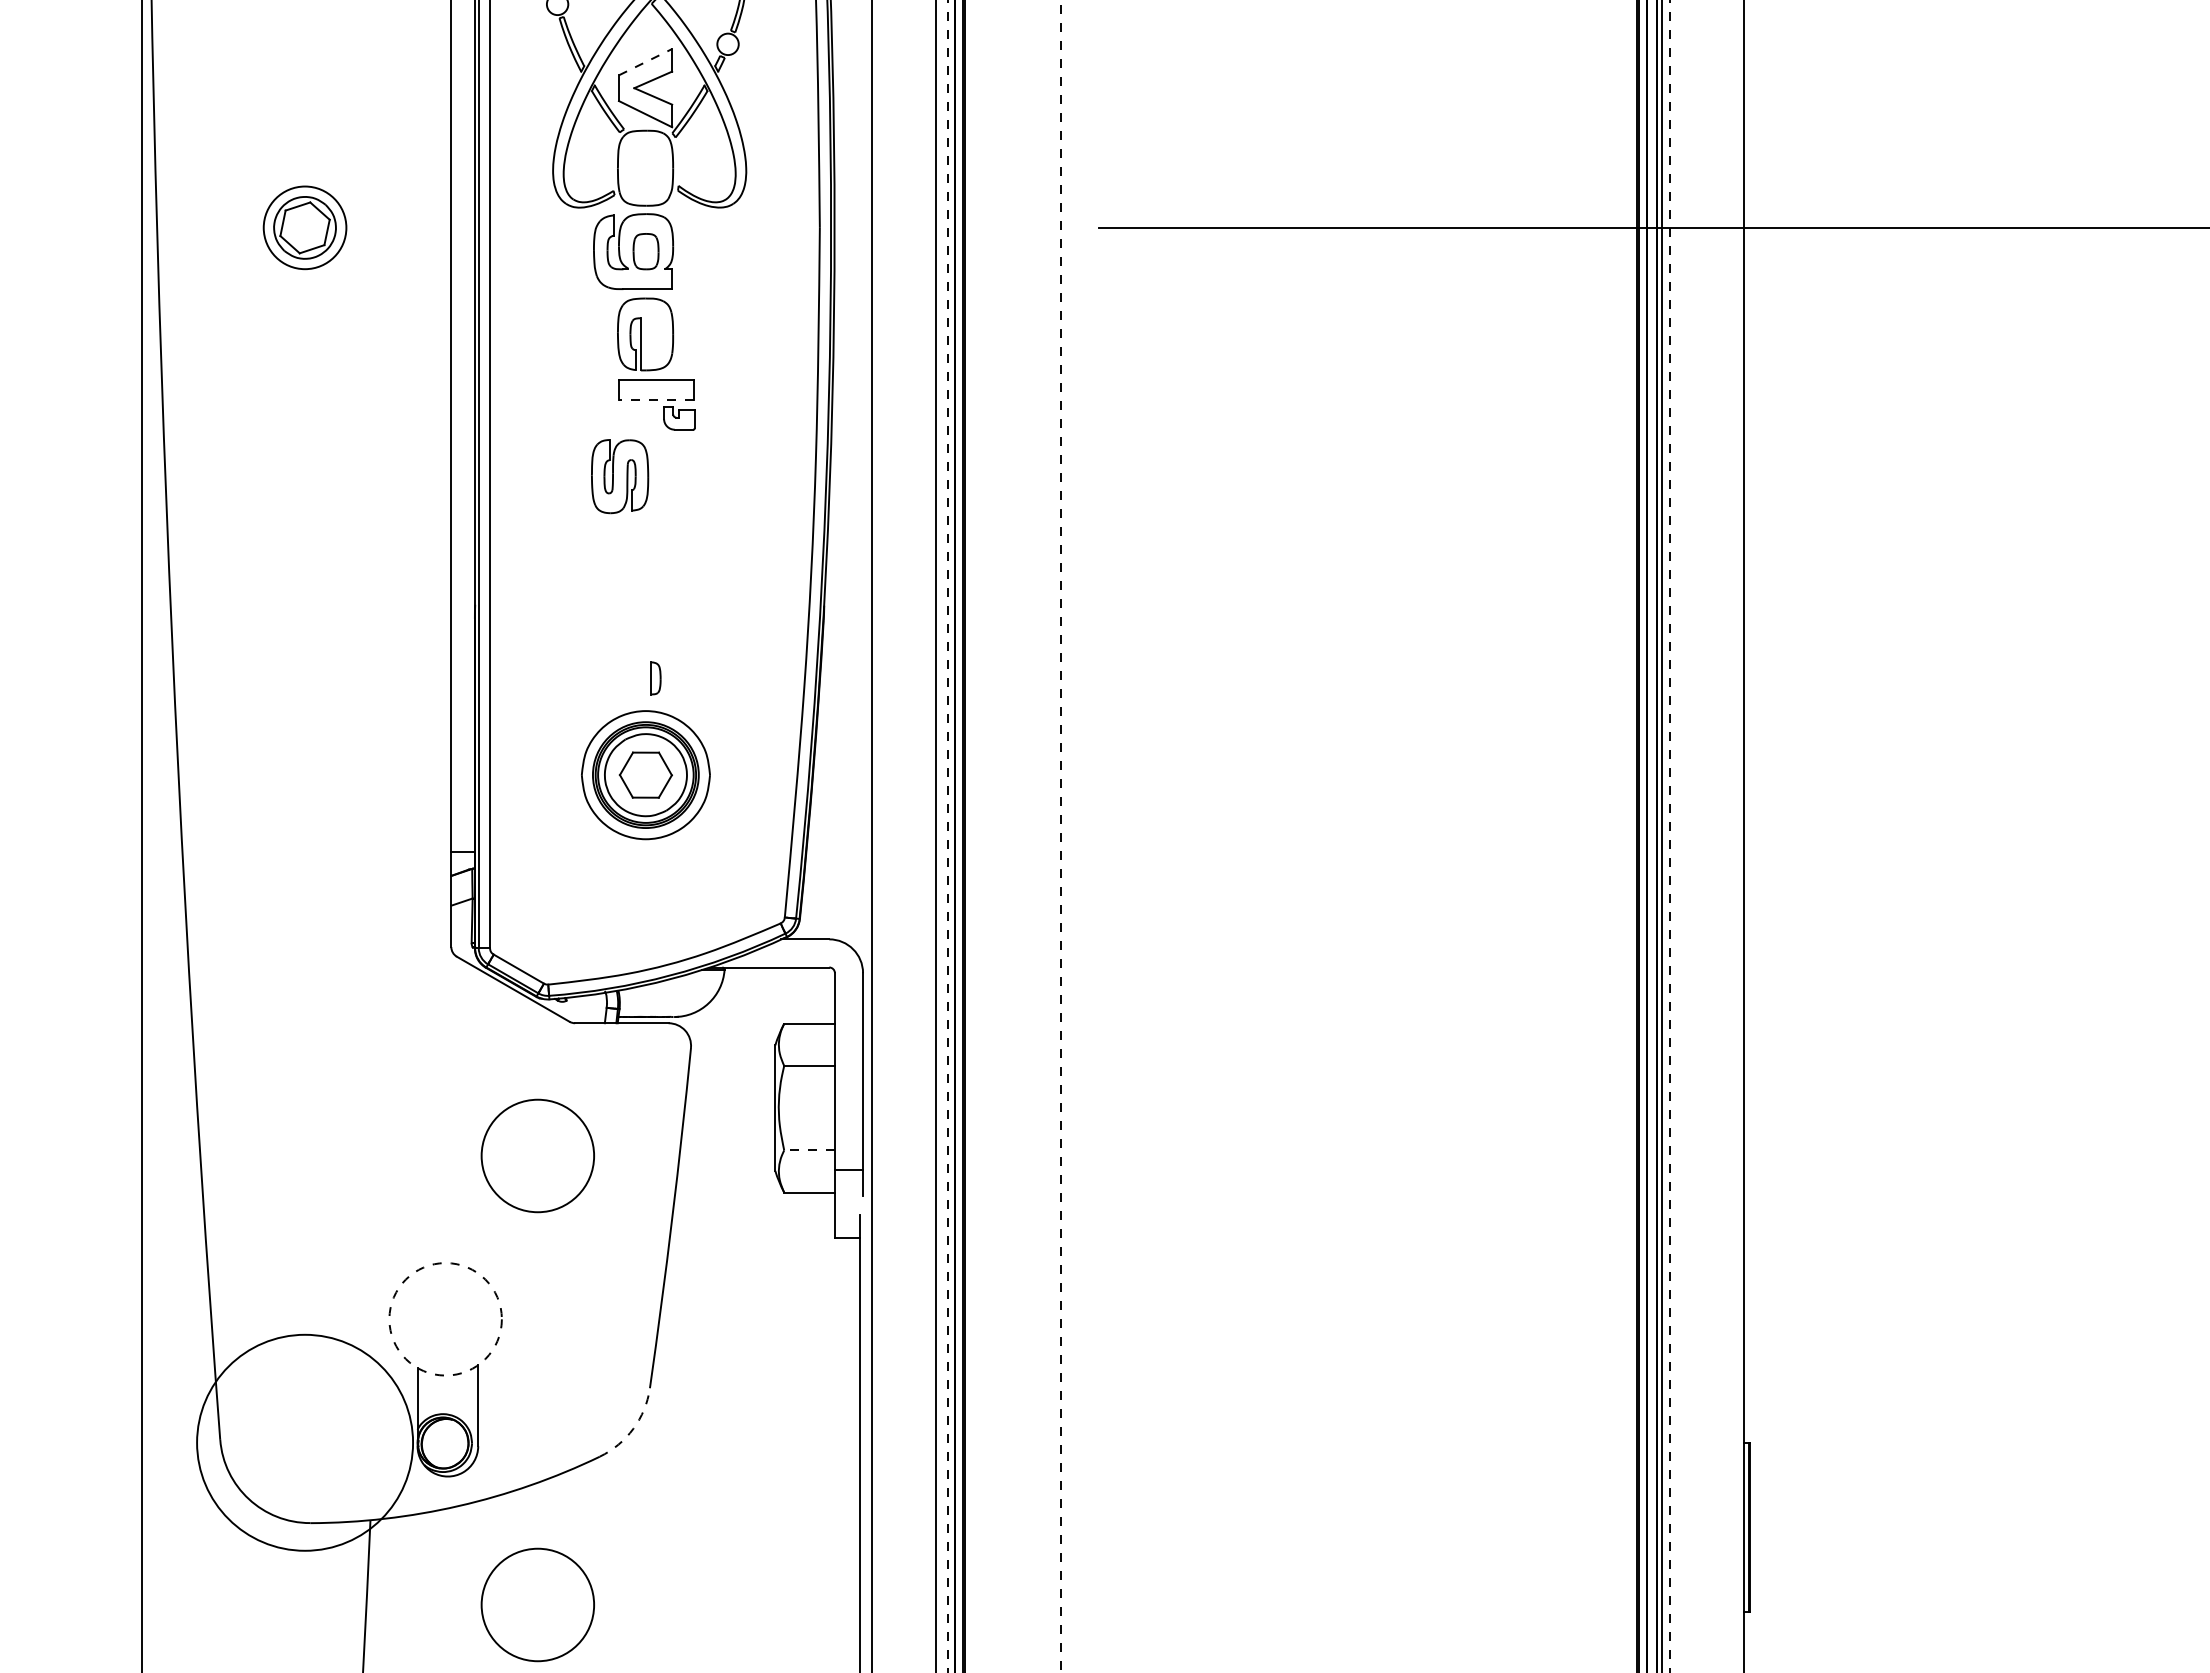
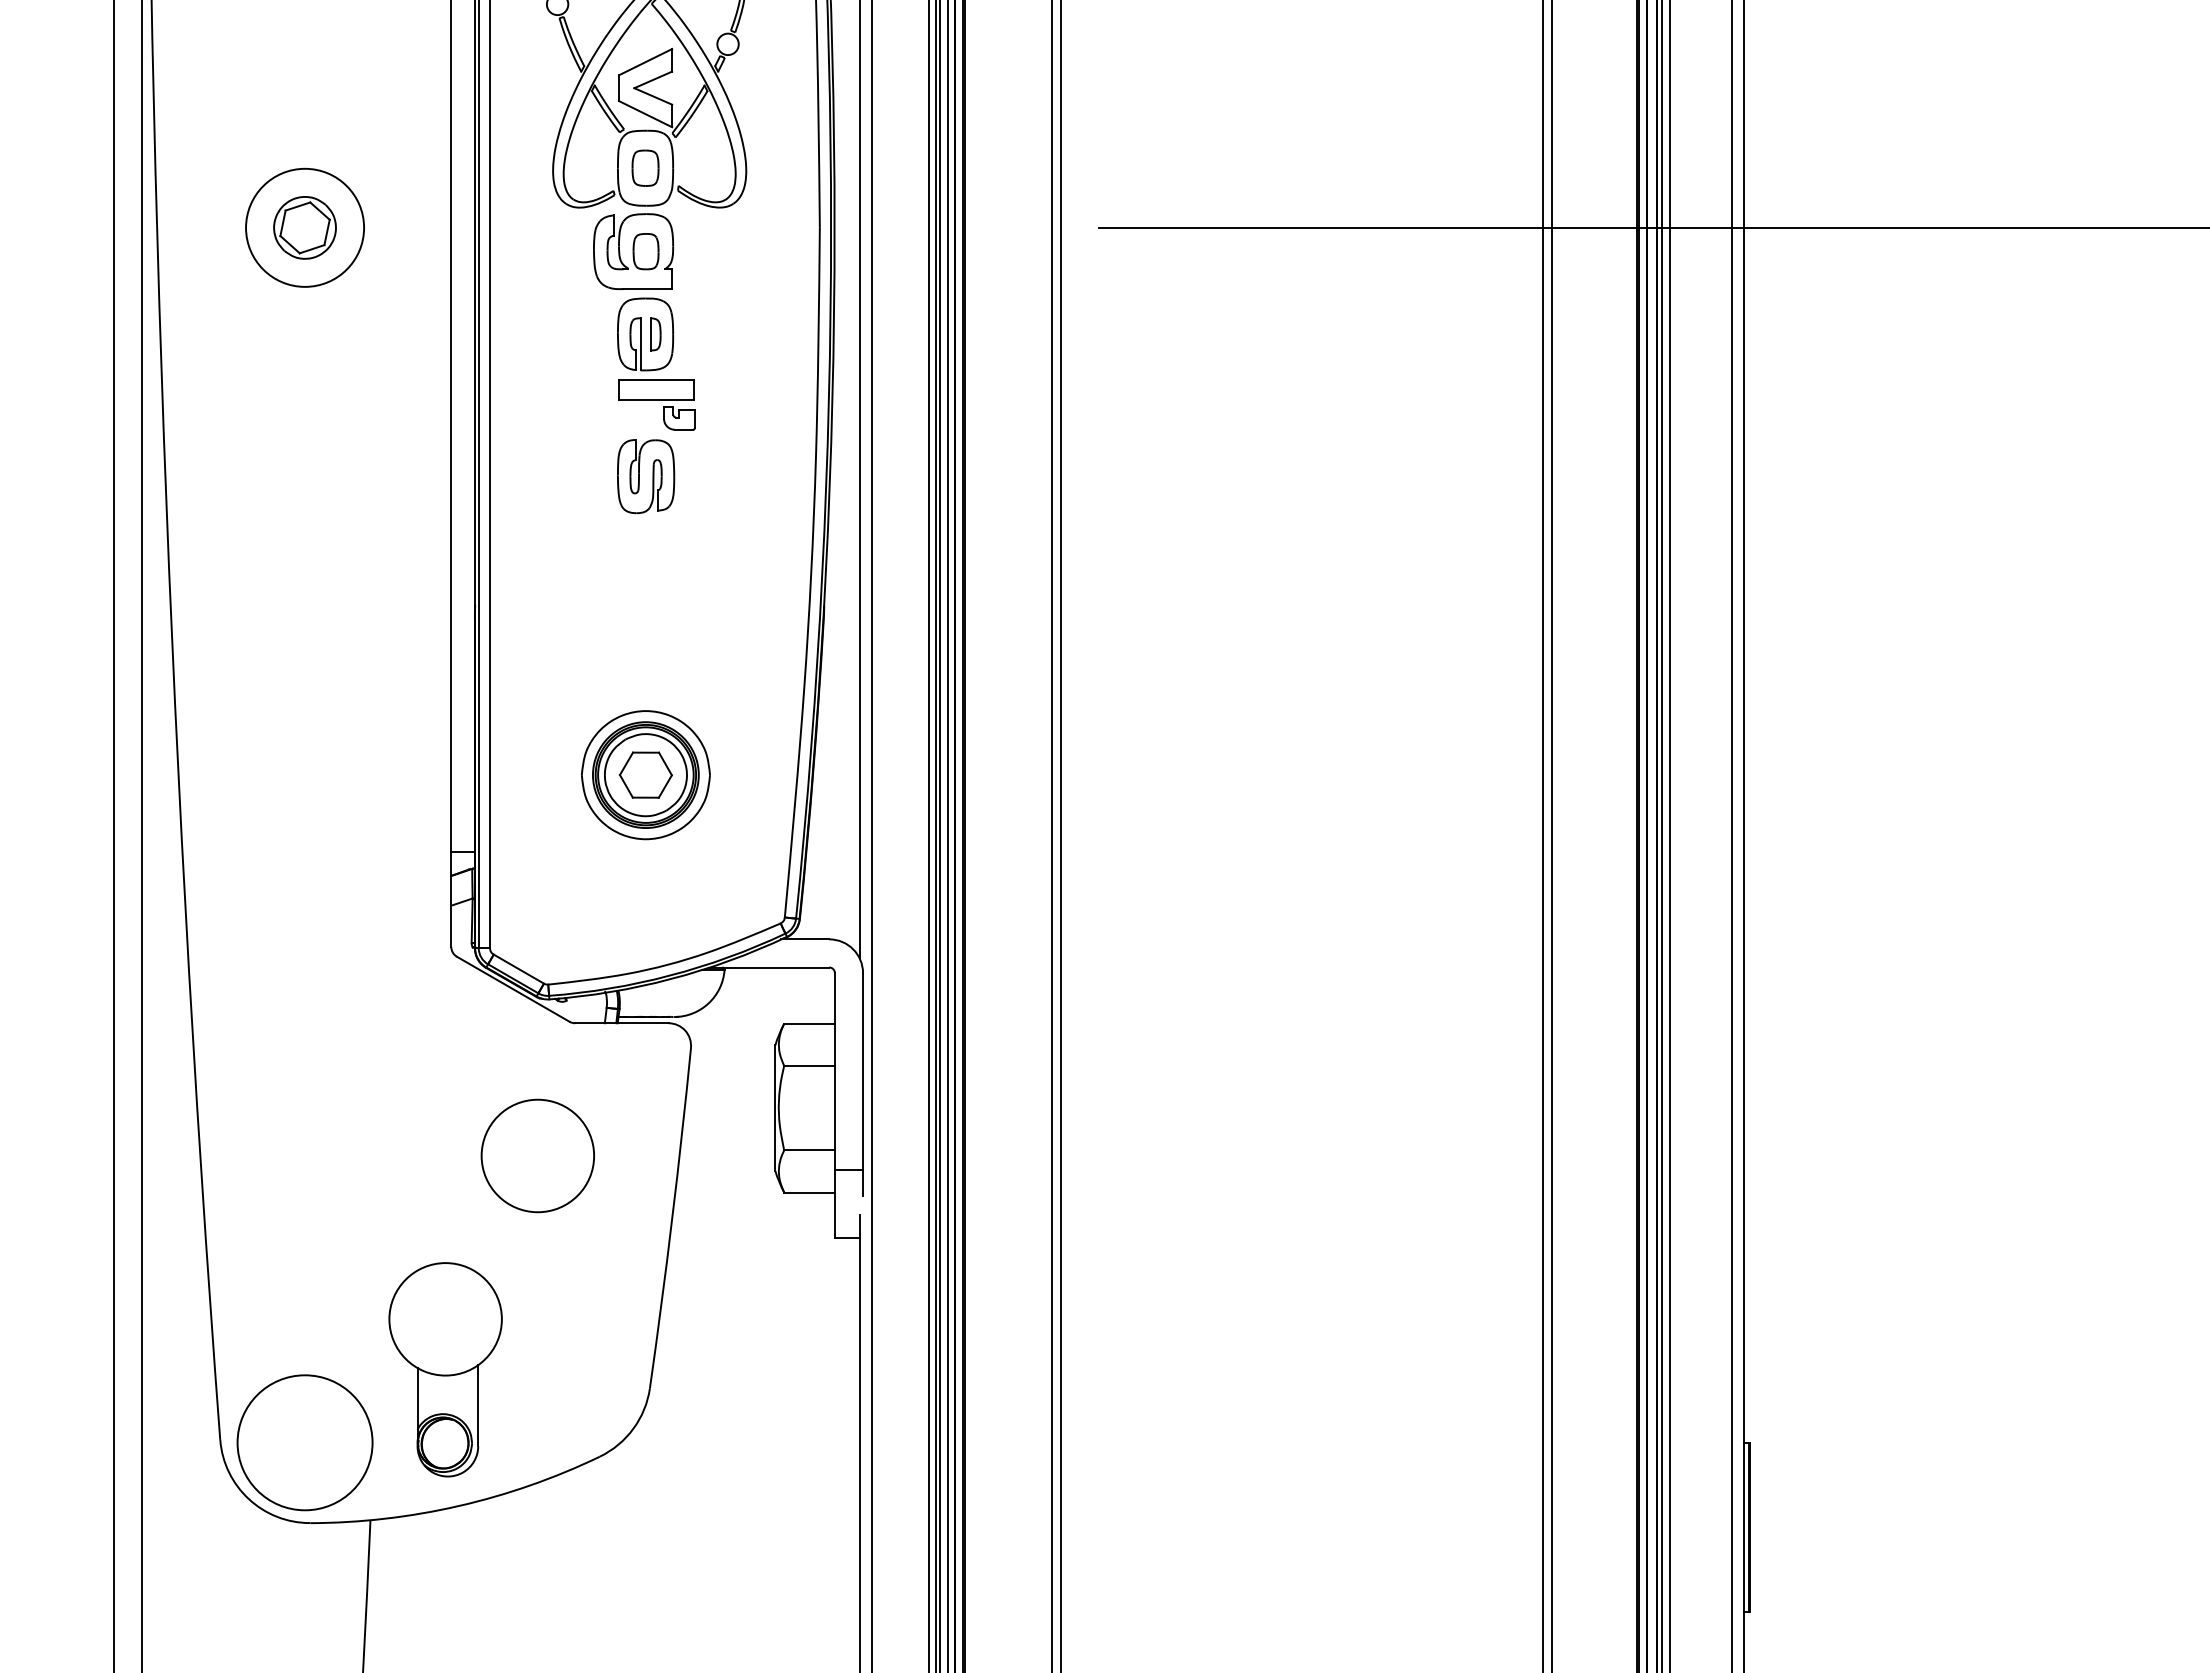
line: dashed -> solid (645, 62)
part: none -> present (645, 167)
circle diameter: 83 px -> 118 px (305, 227)
line: dashed -> solid (656, 399)
part position: (620, 476) -> (646, 476) (646, 476)
line: none -> present (859, 480)
part position: (655, 678) -> (655, 334) (655, 334)
line: none -> present (113, 835)
line: none -> present (928, 835)
line: none -> present (940, 835)
line: none -> present (1051, 835)
line: none -> present (1542, 835)
line: none -> present (1551, 835)
line: none -> present (1731, 835)
line: dashed -> solid (947, 836)
line: dashed -> solid (1060, 836)
line: dashed -> solid (1669, 836)
line: dashed -> solid (809, 1150)
circle: dashed -> solid (445, 1319)
arc: dashed -> solid (633, 1428)
circle diameter: 216 px -> 135 px (304, 1442)
circle: present -> none (537, 1604)
